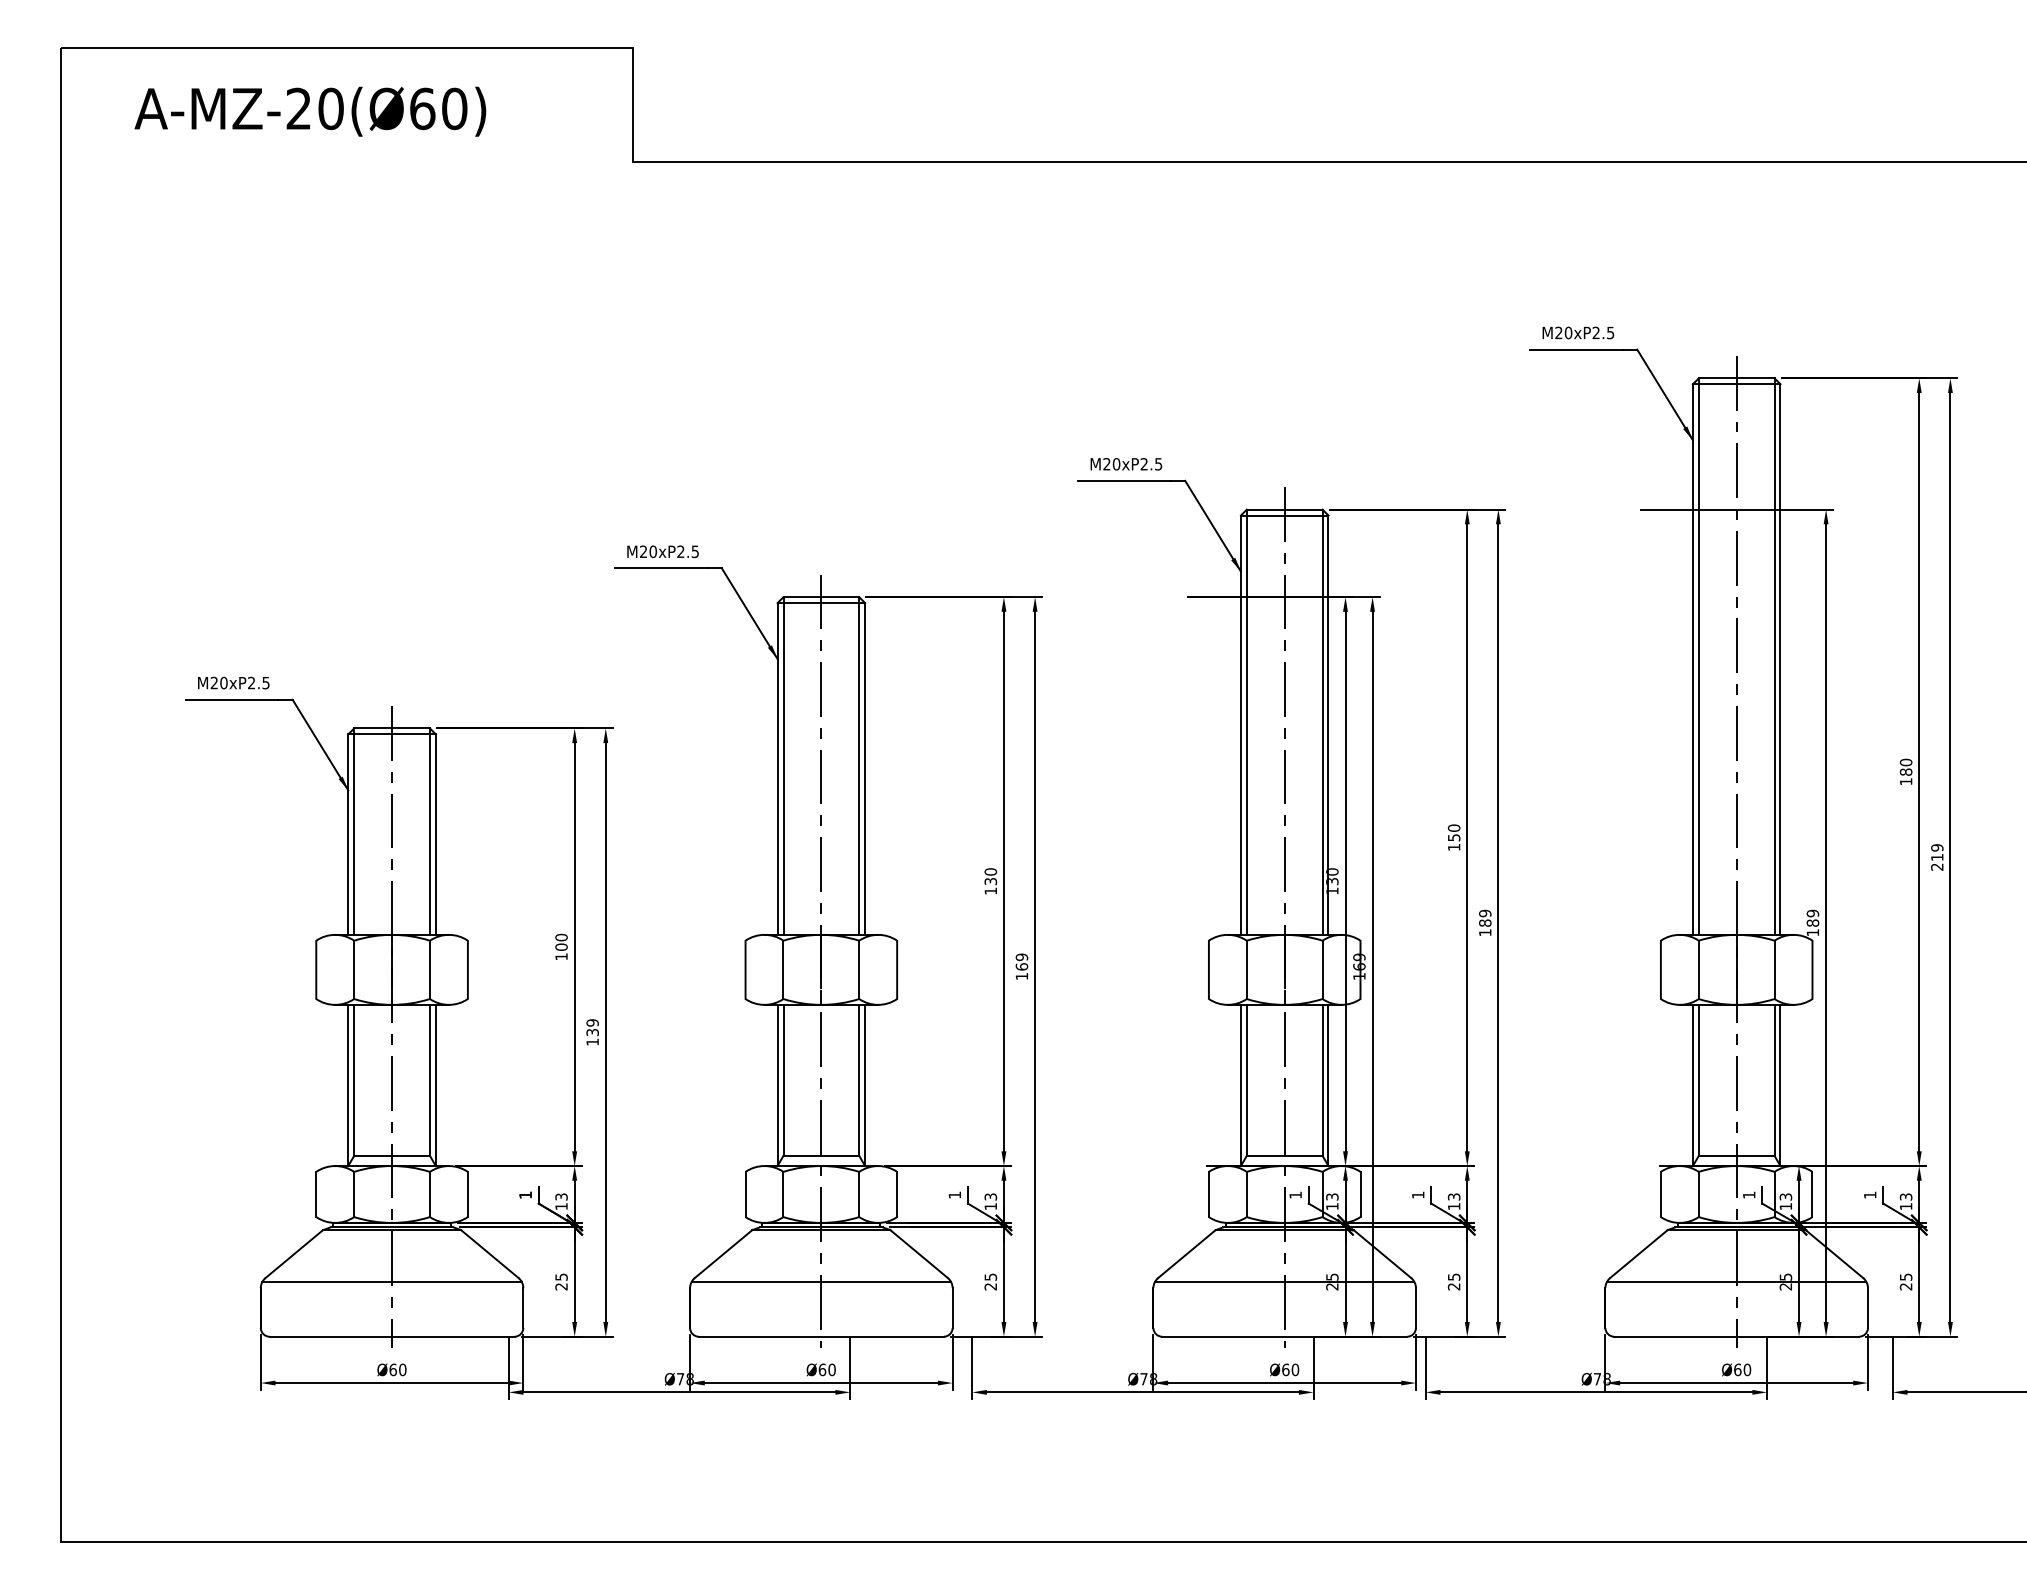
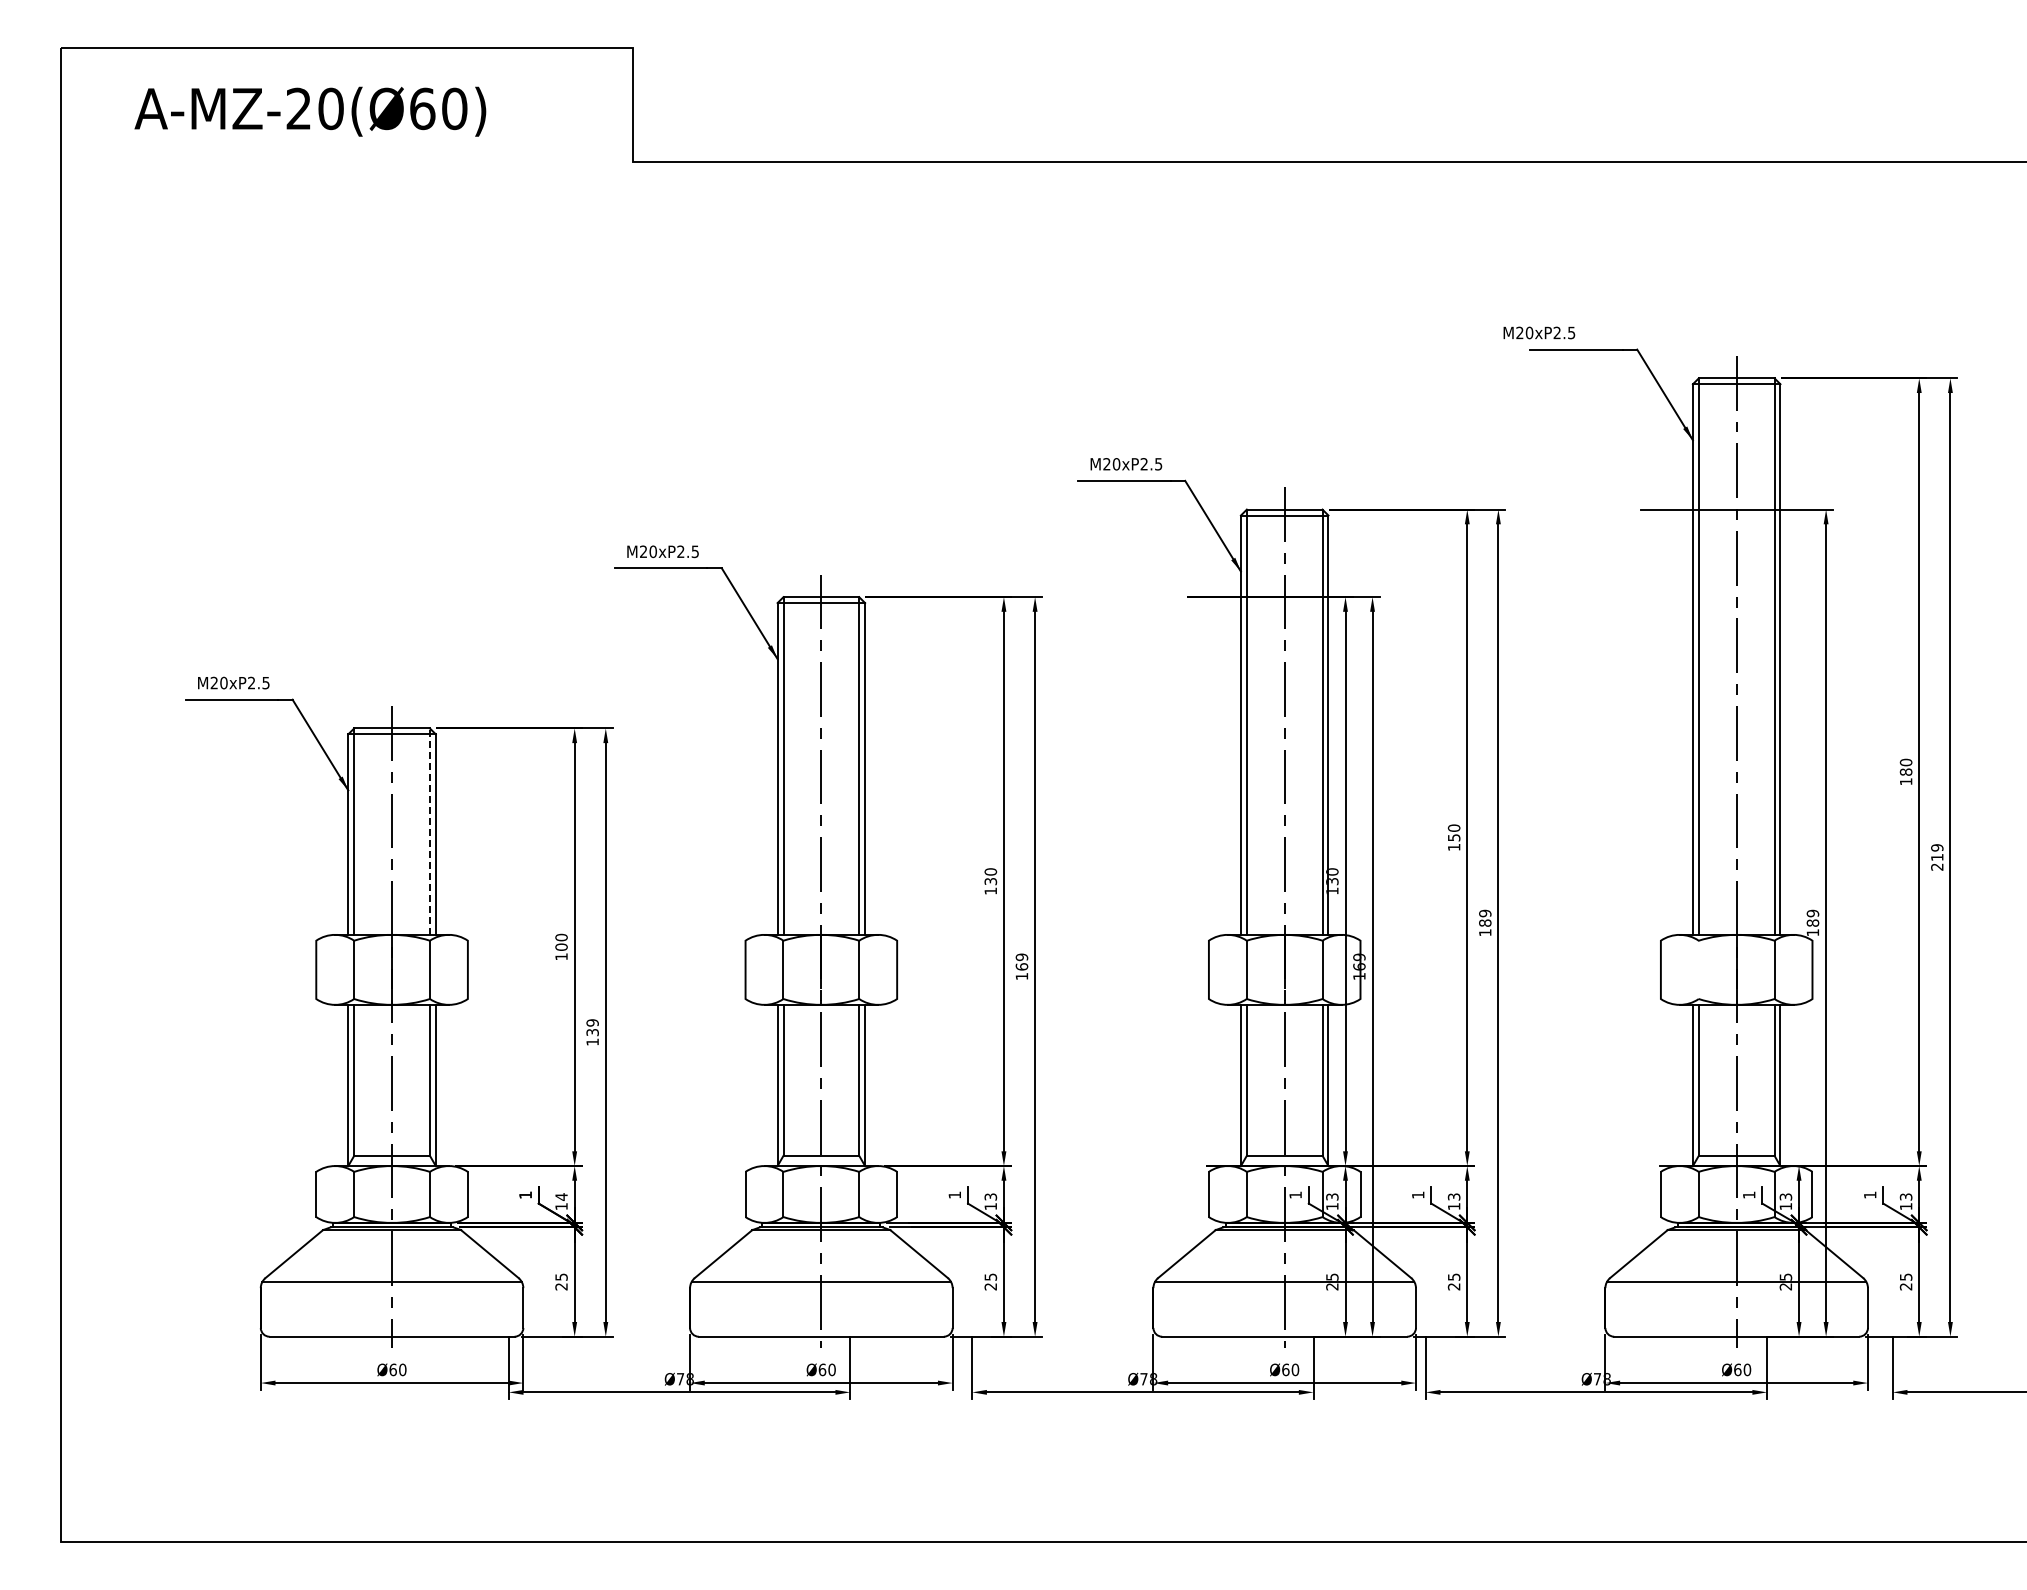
text position: (1578, 332) -> (1539, 332) (1539, 332)
line: solid -> dashed (429, 831)
line: present -> none (1698, 969)
text: 13 -> 14 (561, 1196)
